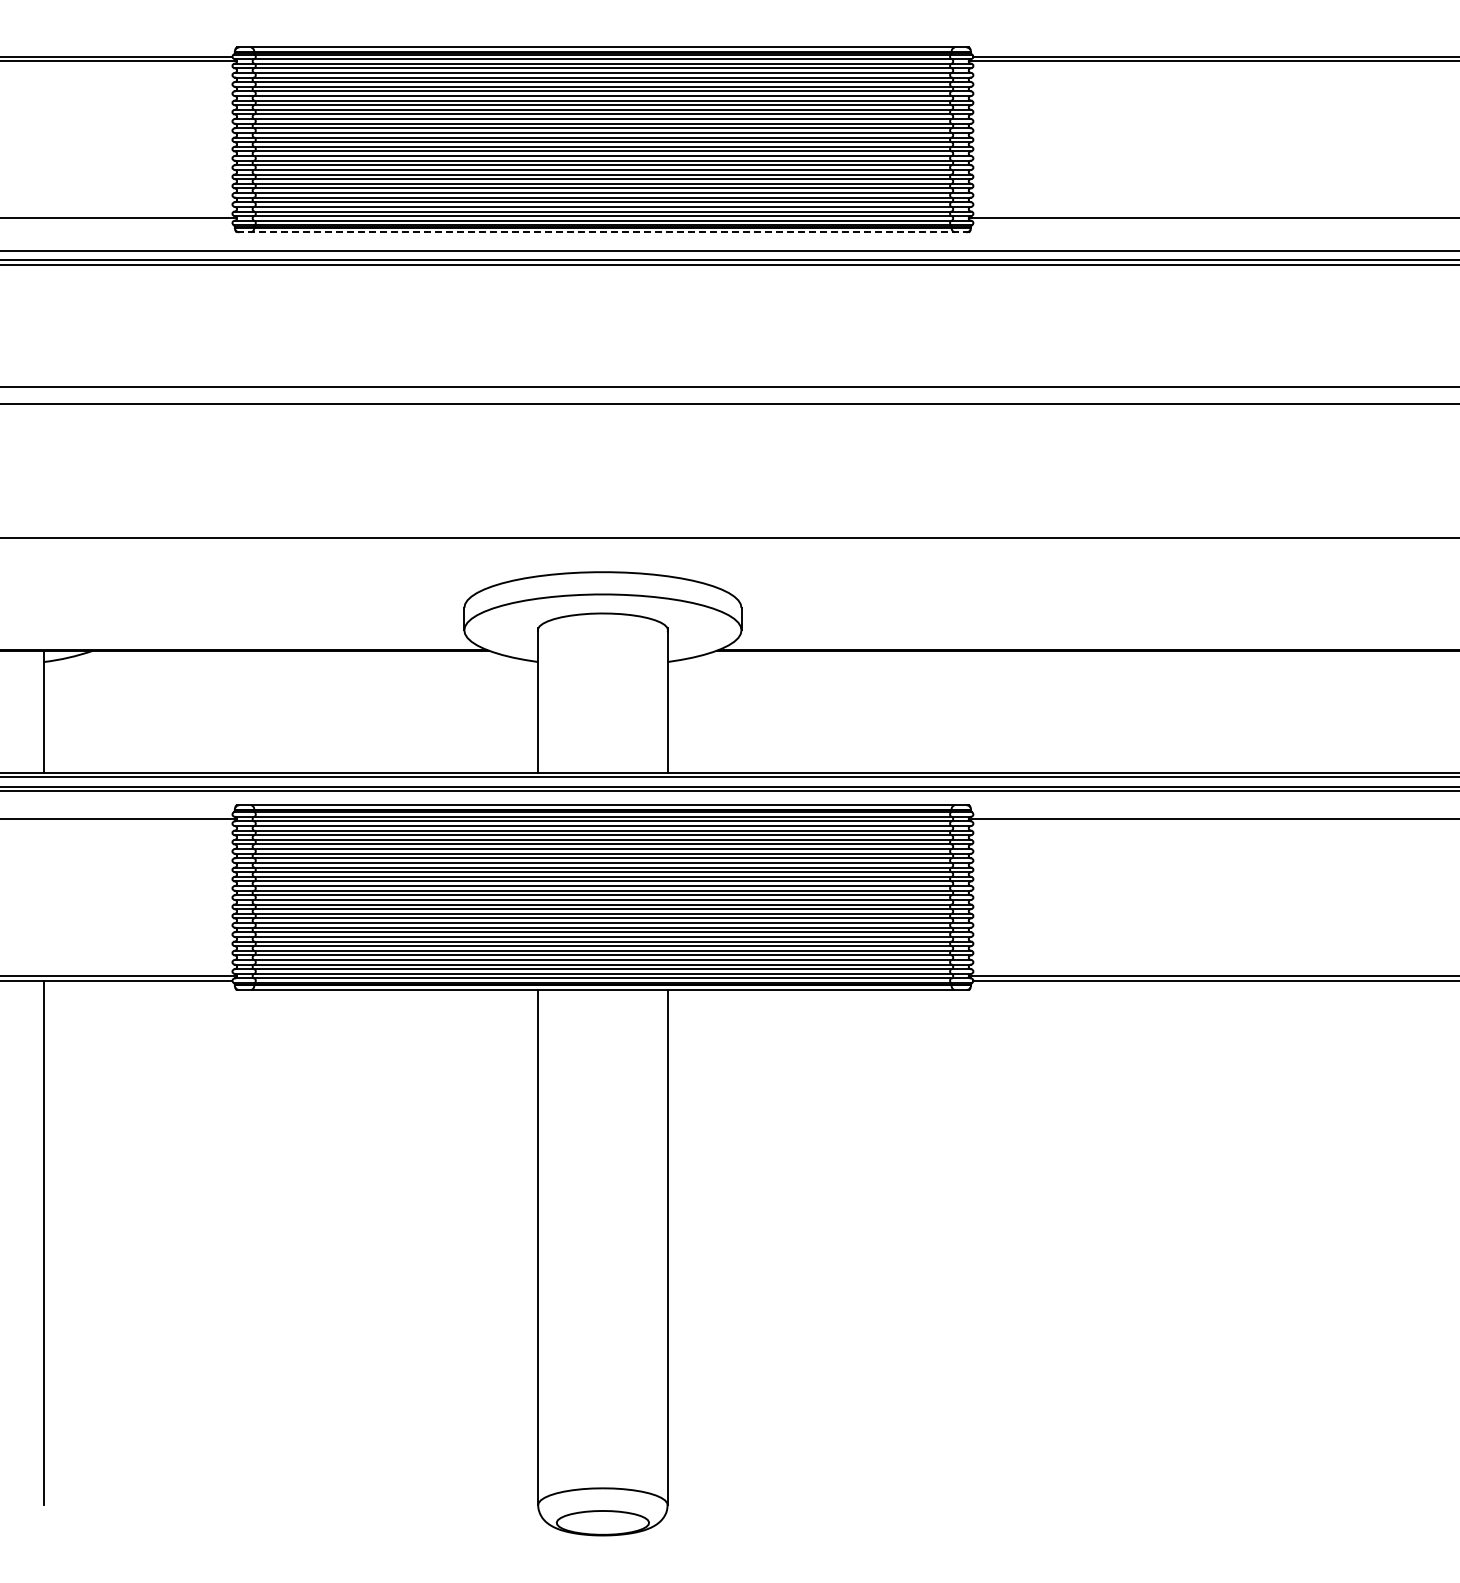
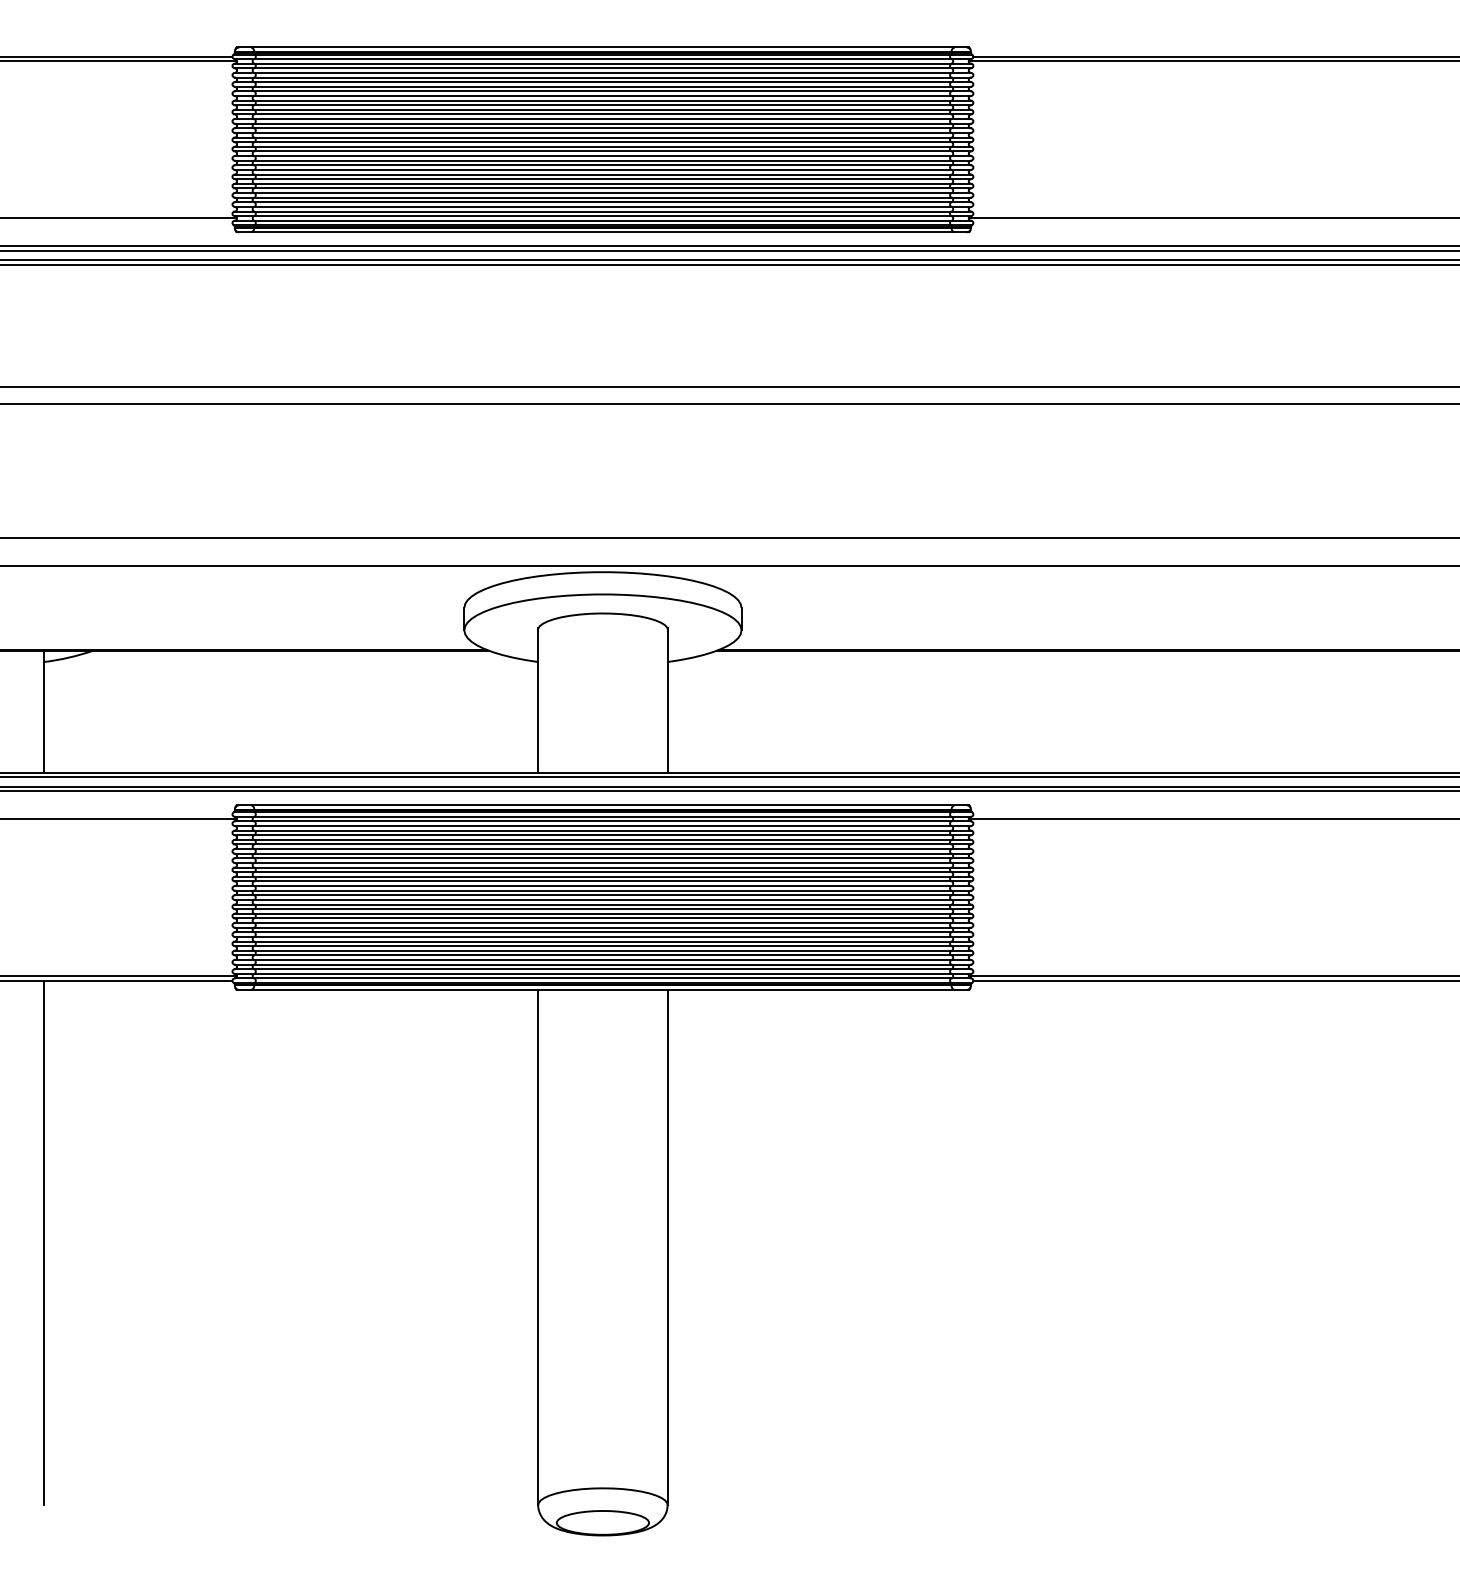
line: dashed -> solid (602, 232)
line: none -> present (729, 246)
line: none -> present (729, 566)
